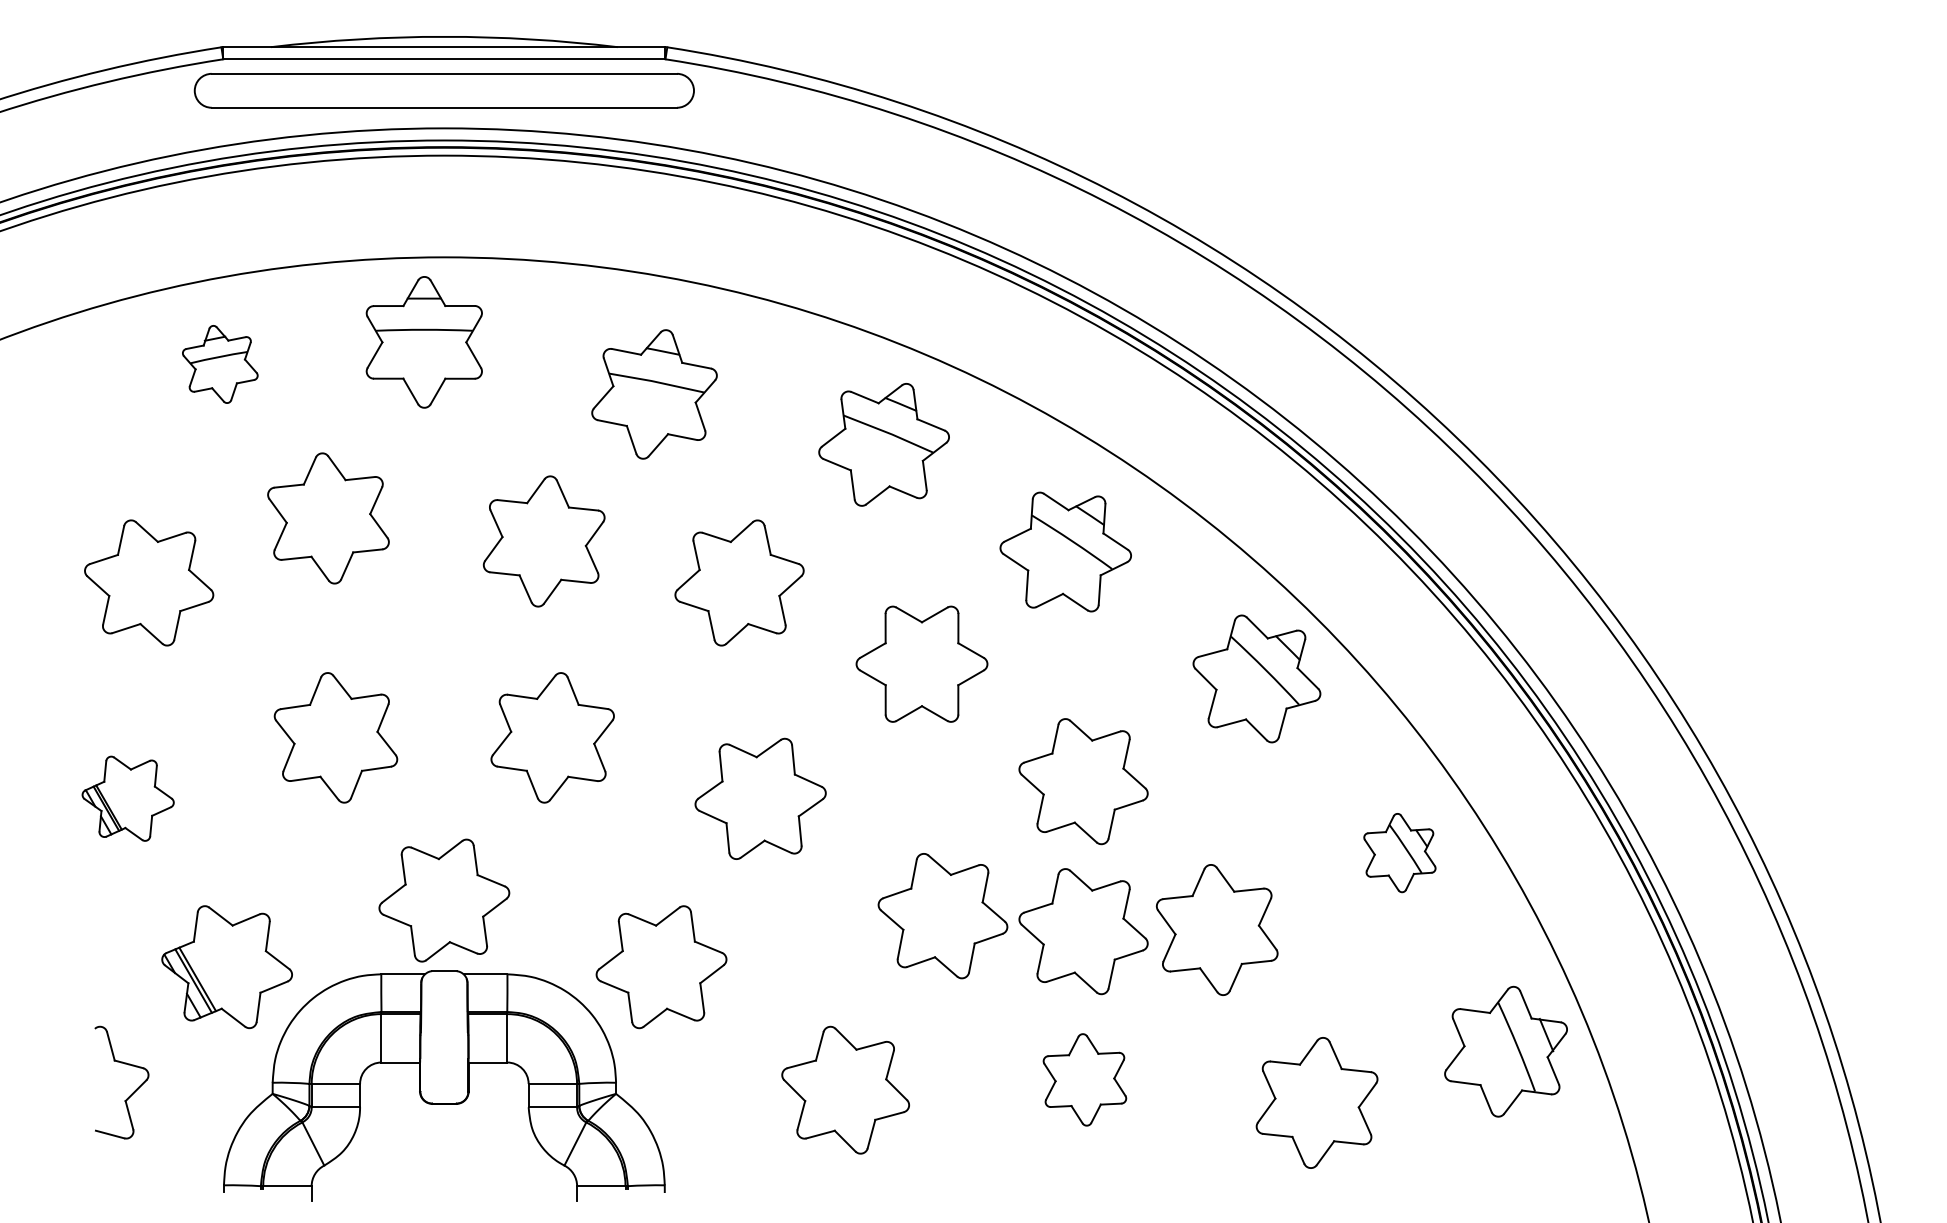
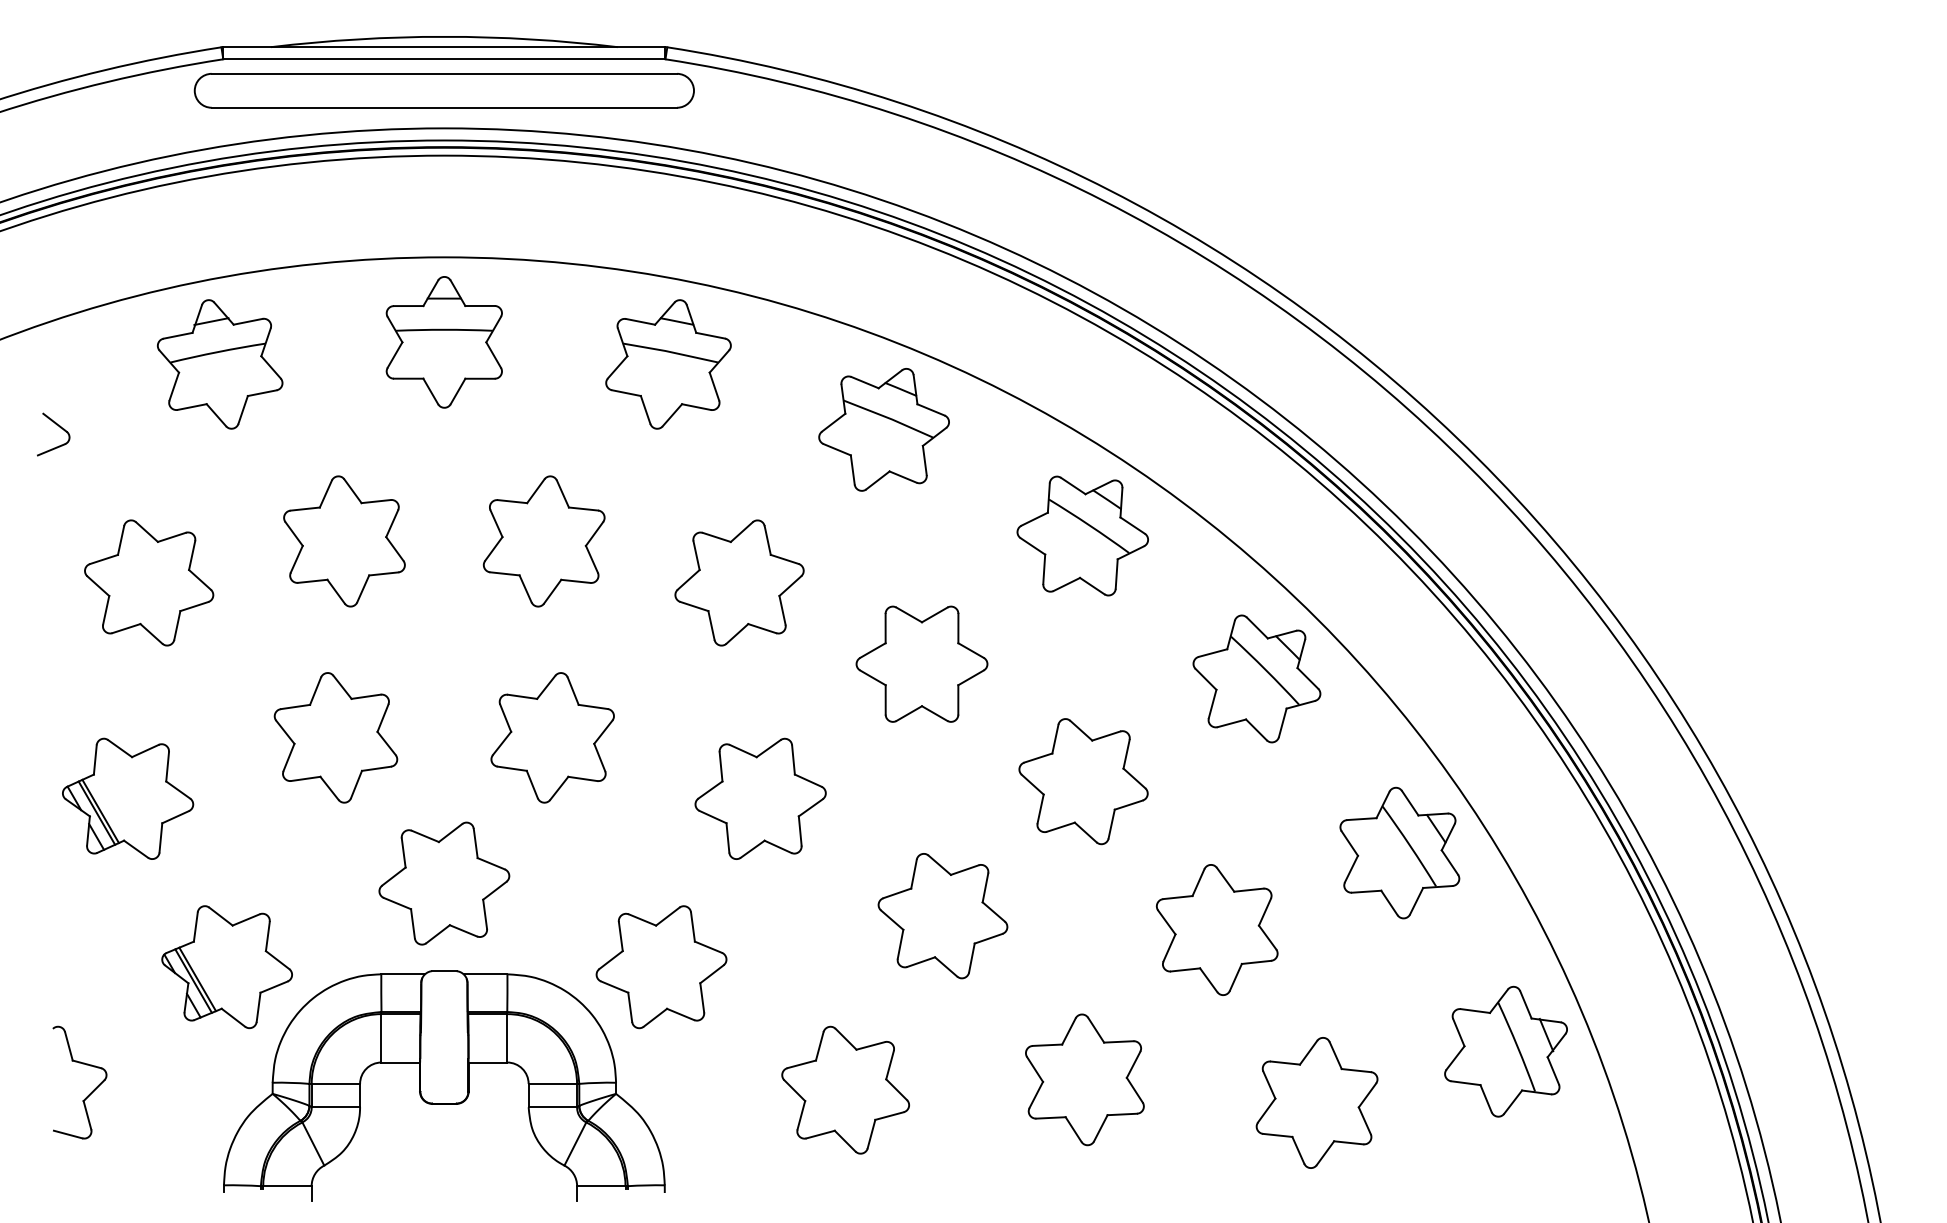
part position: (423, 342) -> (443, 342) (443, 342)
part size: 77x79 px -> 127x131 px (220, 364)
part position: (654, 394) -> (668, 364) (668, 364)
part: none -> present (59, 427)
part position: (883, 444) -> (883, 429) (883, 429)
part position: (328, 518) -> (344, 541) (344, 541)
part position: (1065, 551) -> (1082, 535) (1082, 535)
part size: 94x87 px -> 133x123 px (128, 798)
part size: 74x81 px -> 122x134 px (1399, 852)
part position: (444, 900) -> (444, 883) (444, 883)
part: present -> none (1083, 931)
part size: 86x94 px -> 120x134 px (1084, 1079)
part position: (132, 1092) -> (90, 1092) (90, 1092)
